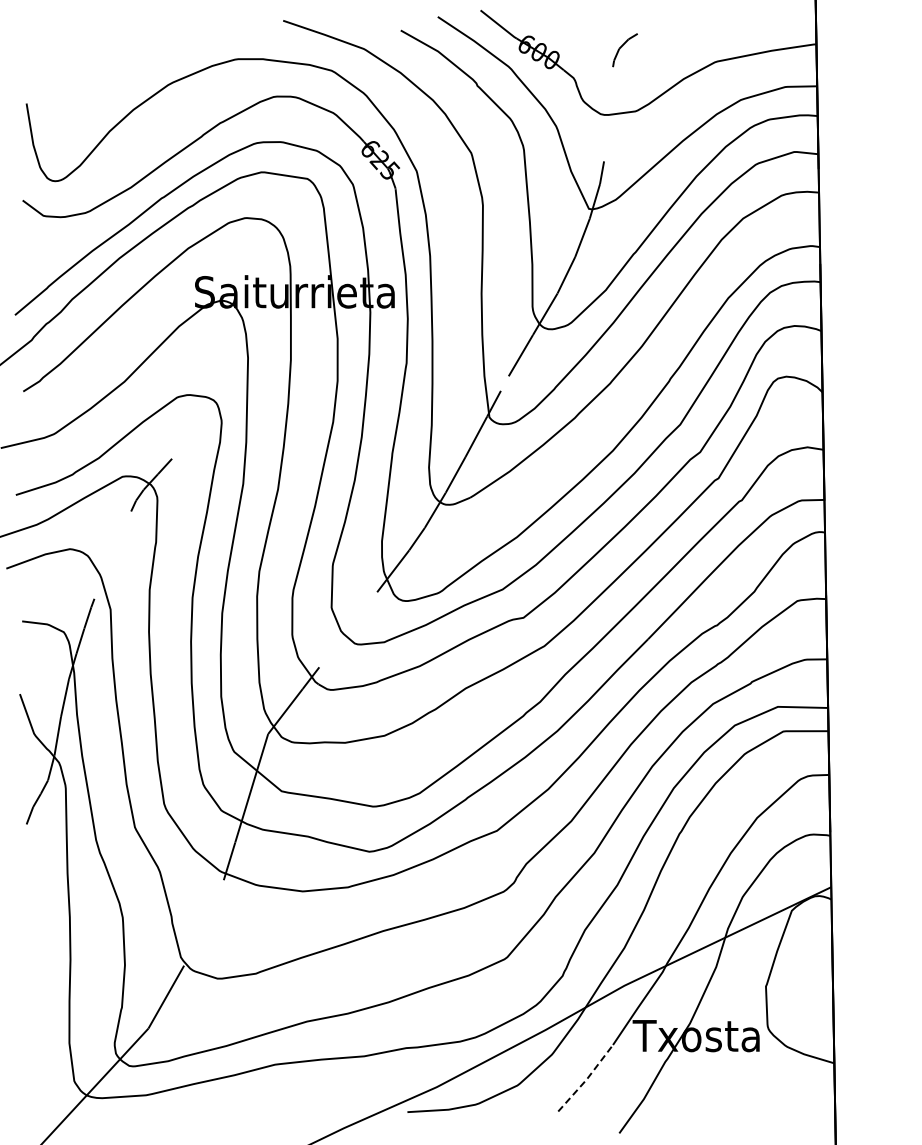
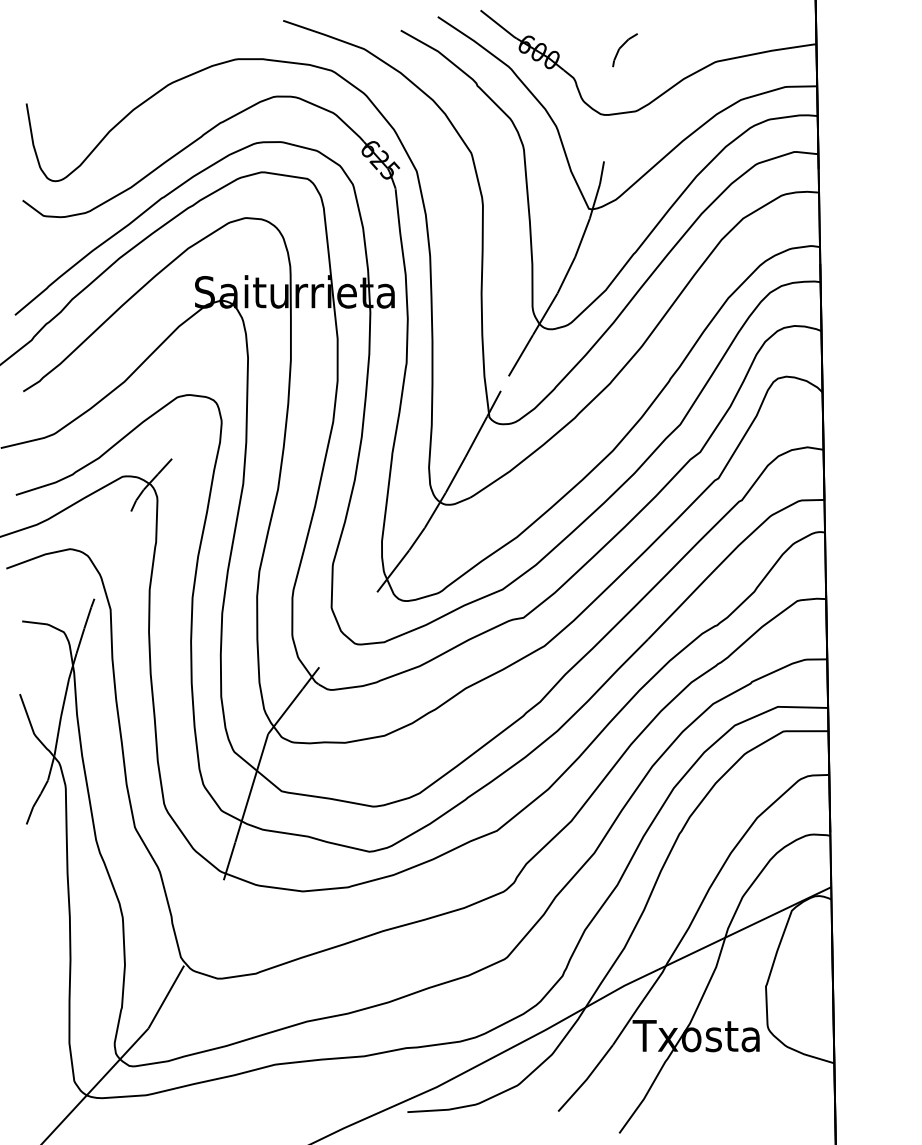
line: dashed -> solid (586, 1079)
